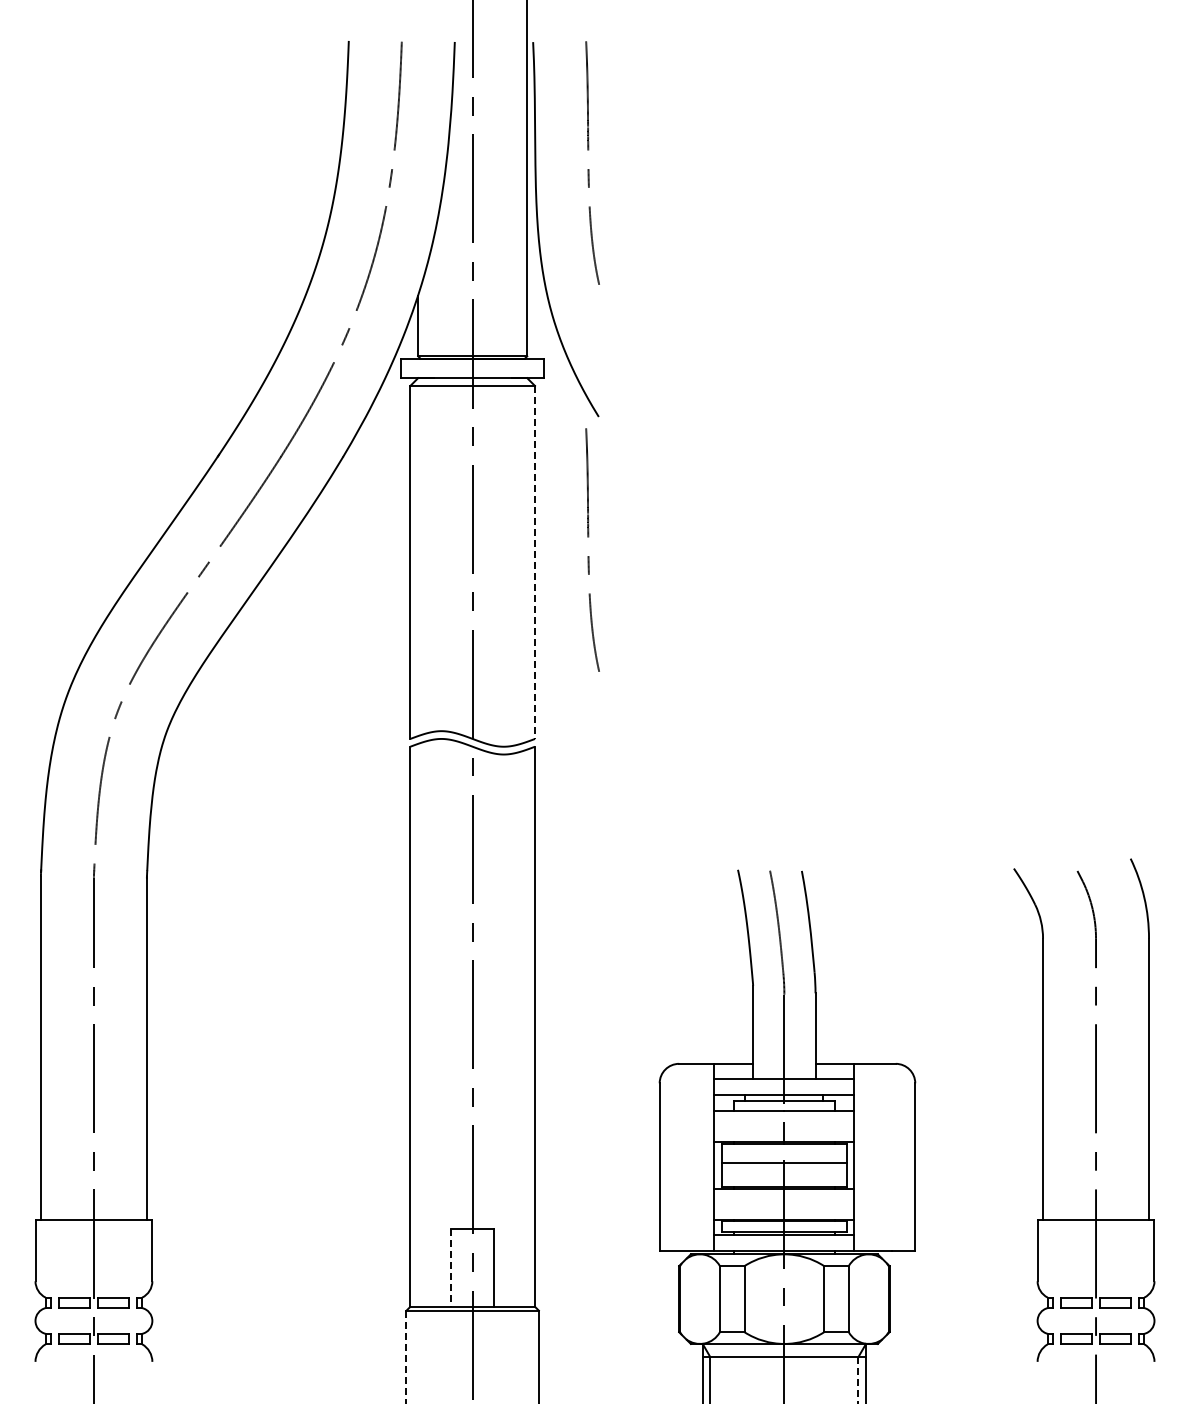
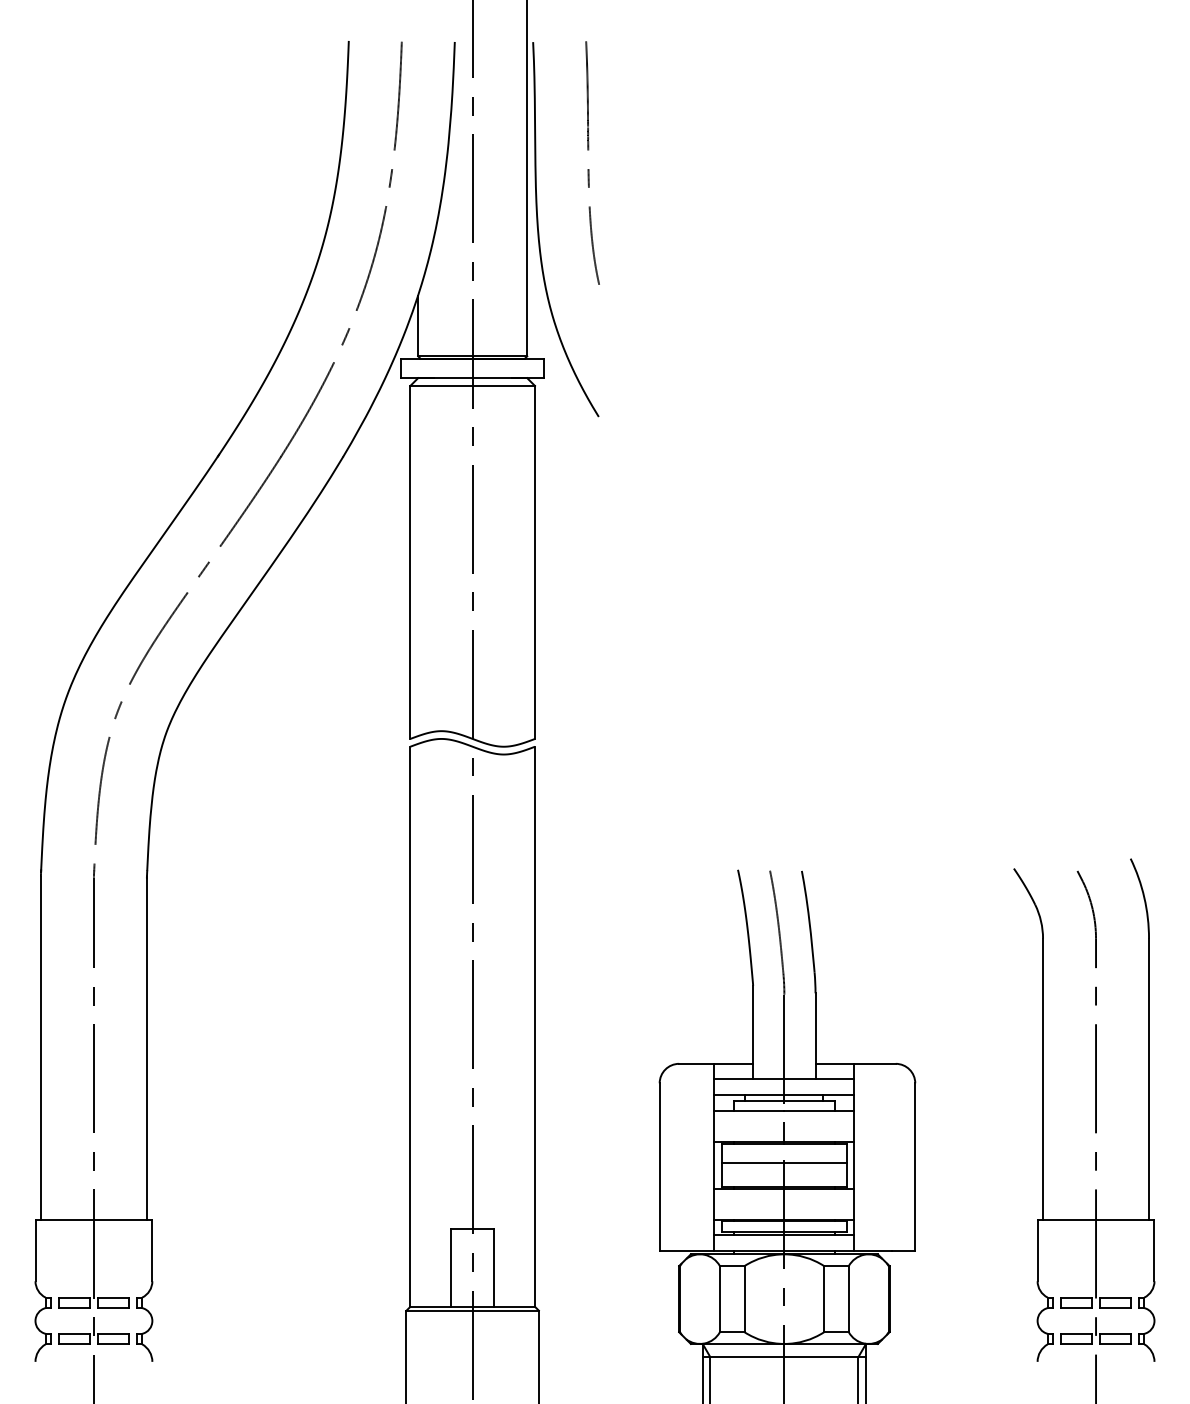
curve: present -> none (589, 556)
line: dashed -> solid (535, 562)
line: dashed -> solid (451, 1267)
line: dashed -> solid (406, 1357)
line: dashed -> solid (858, 1380)
